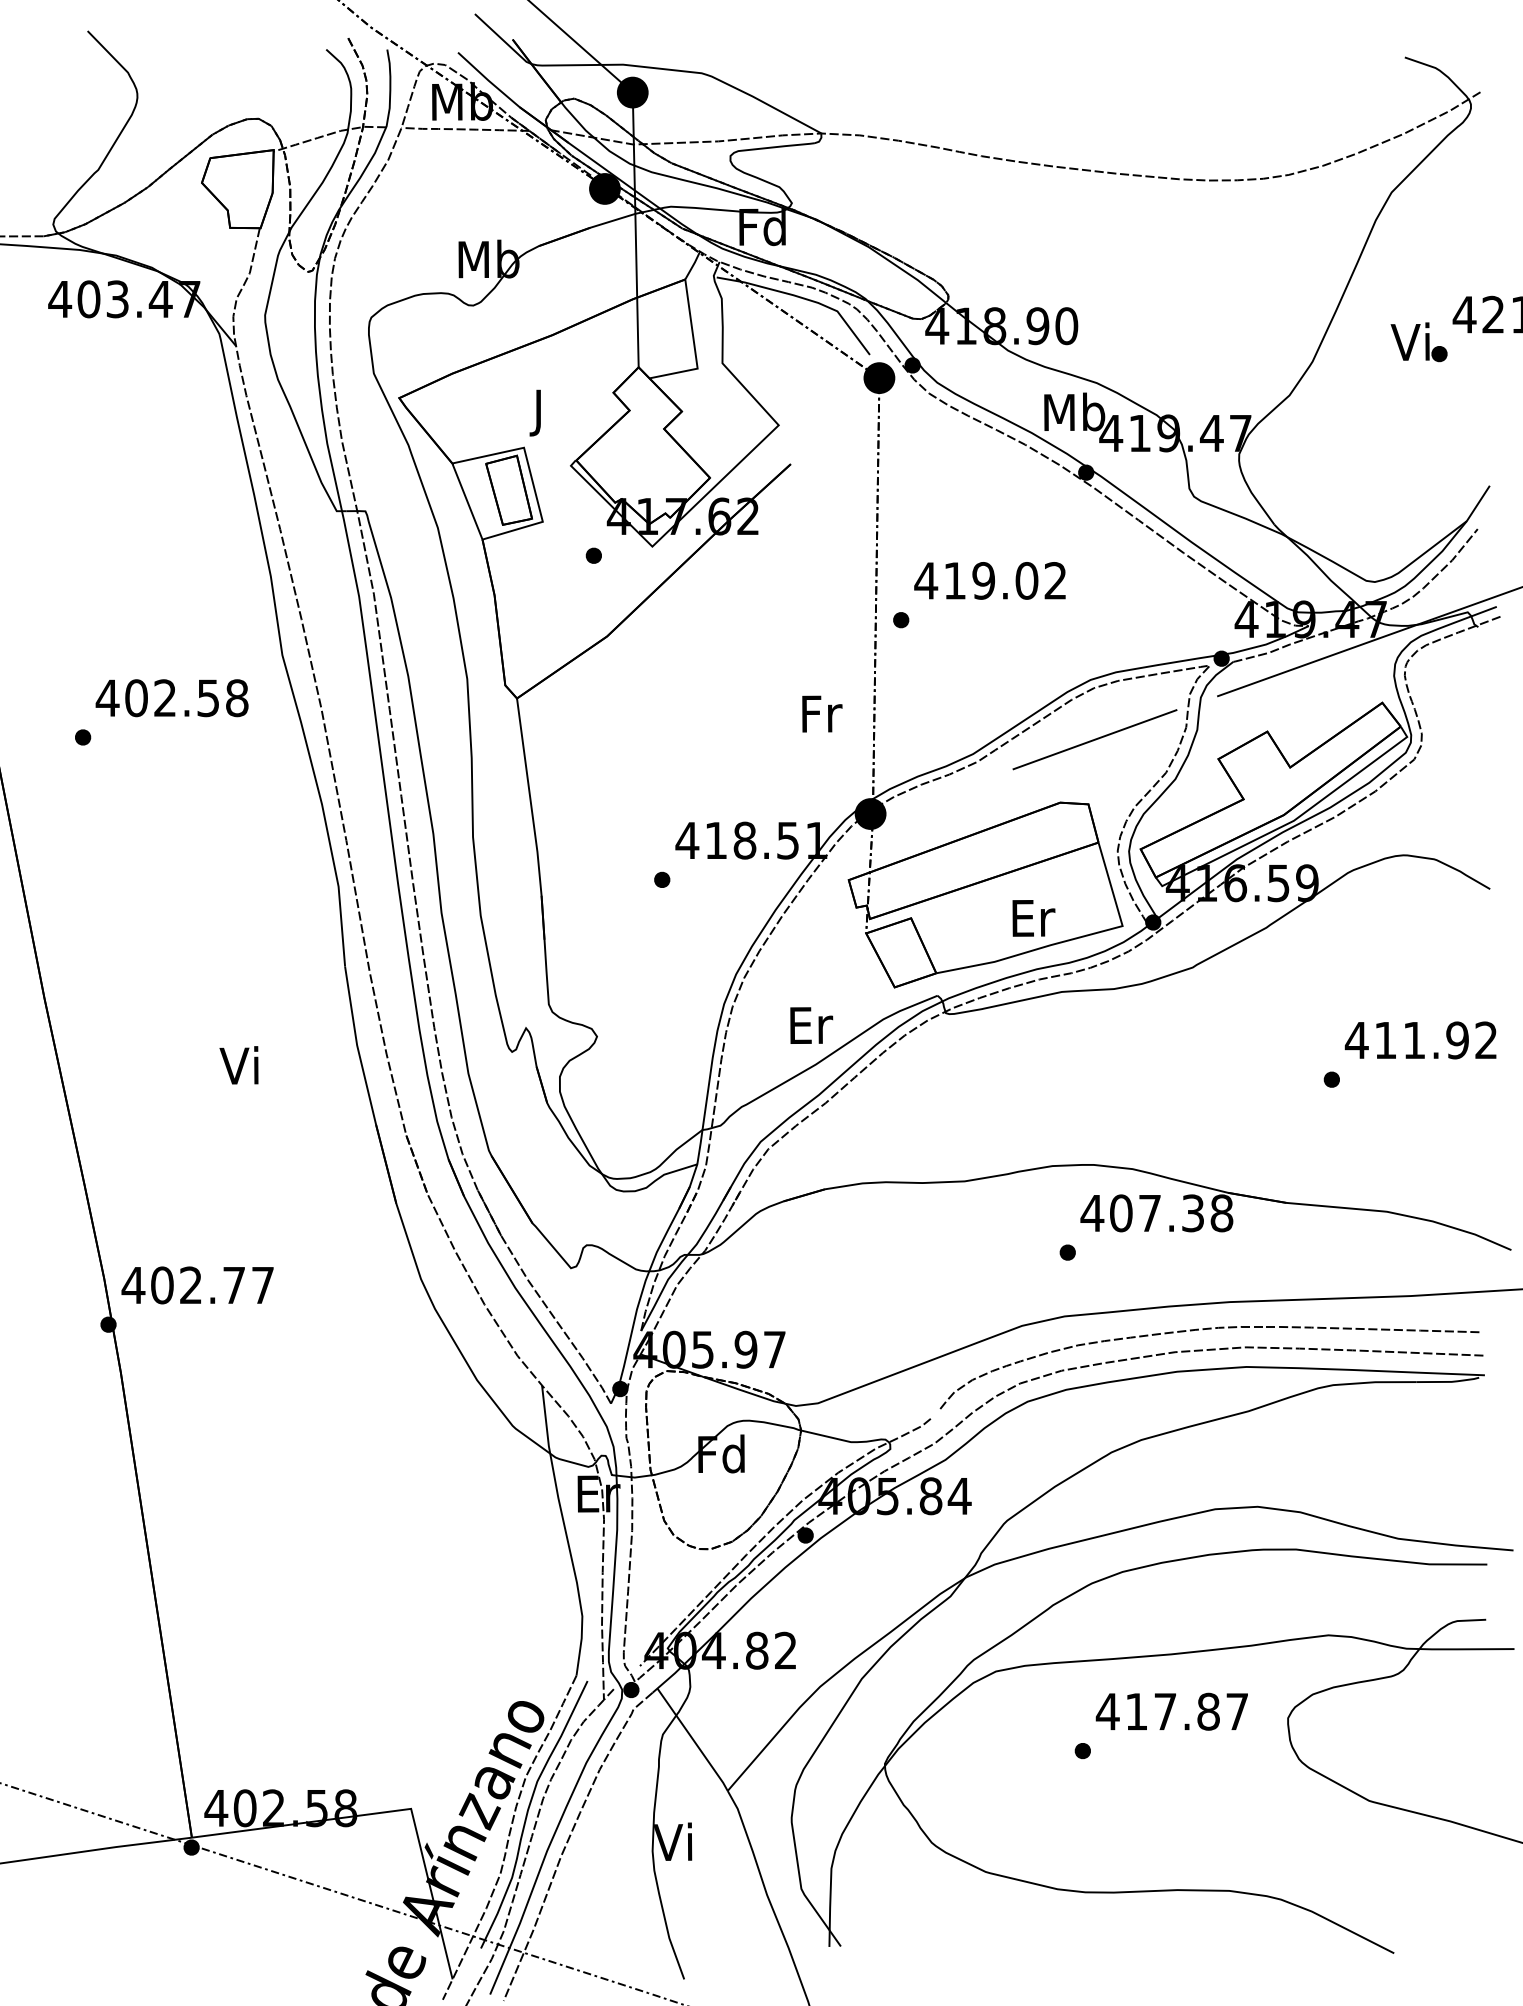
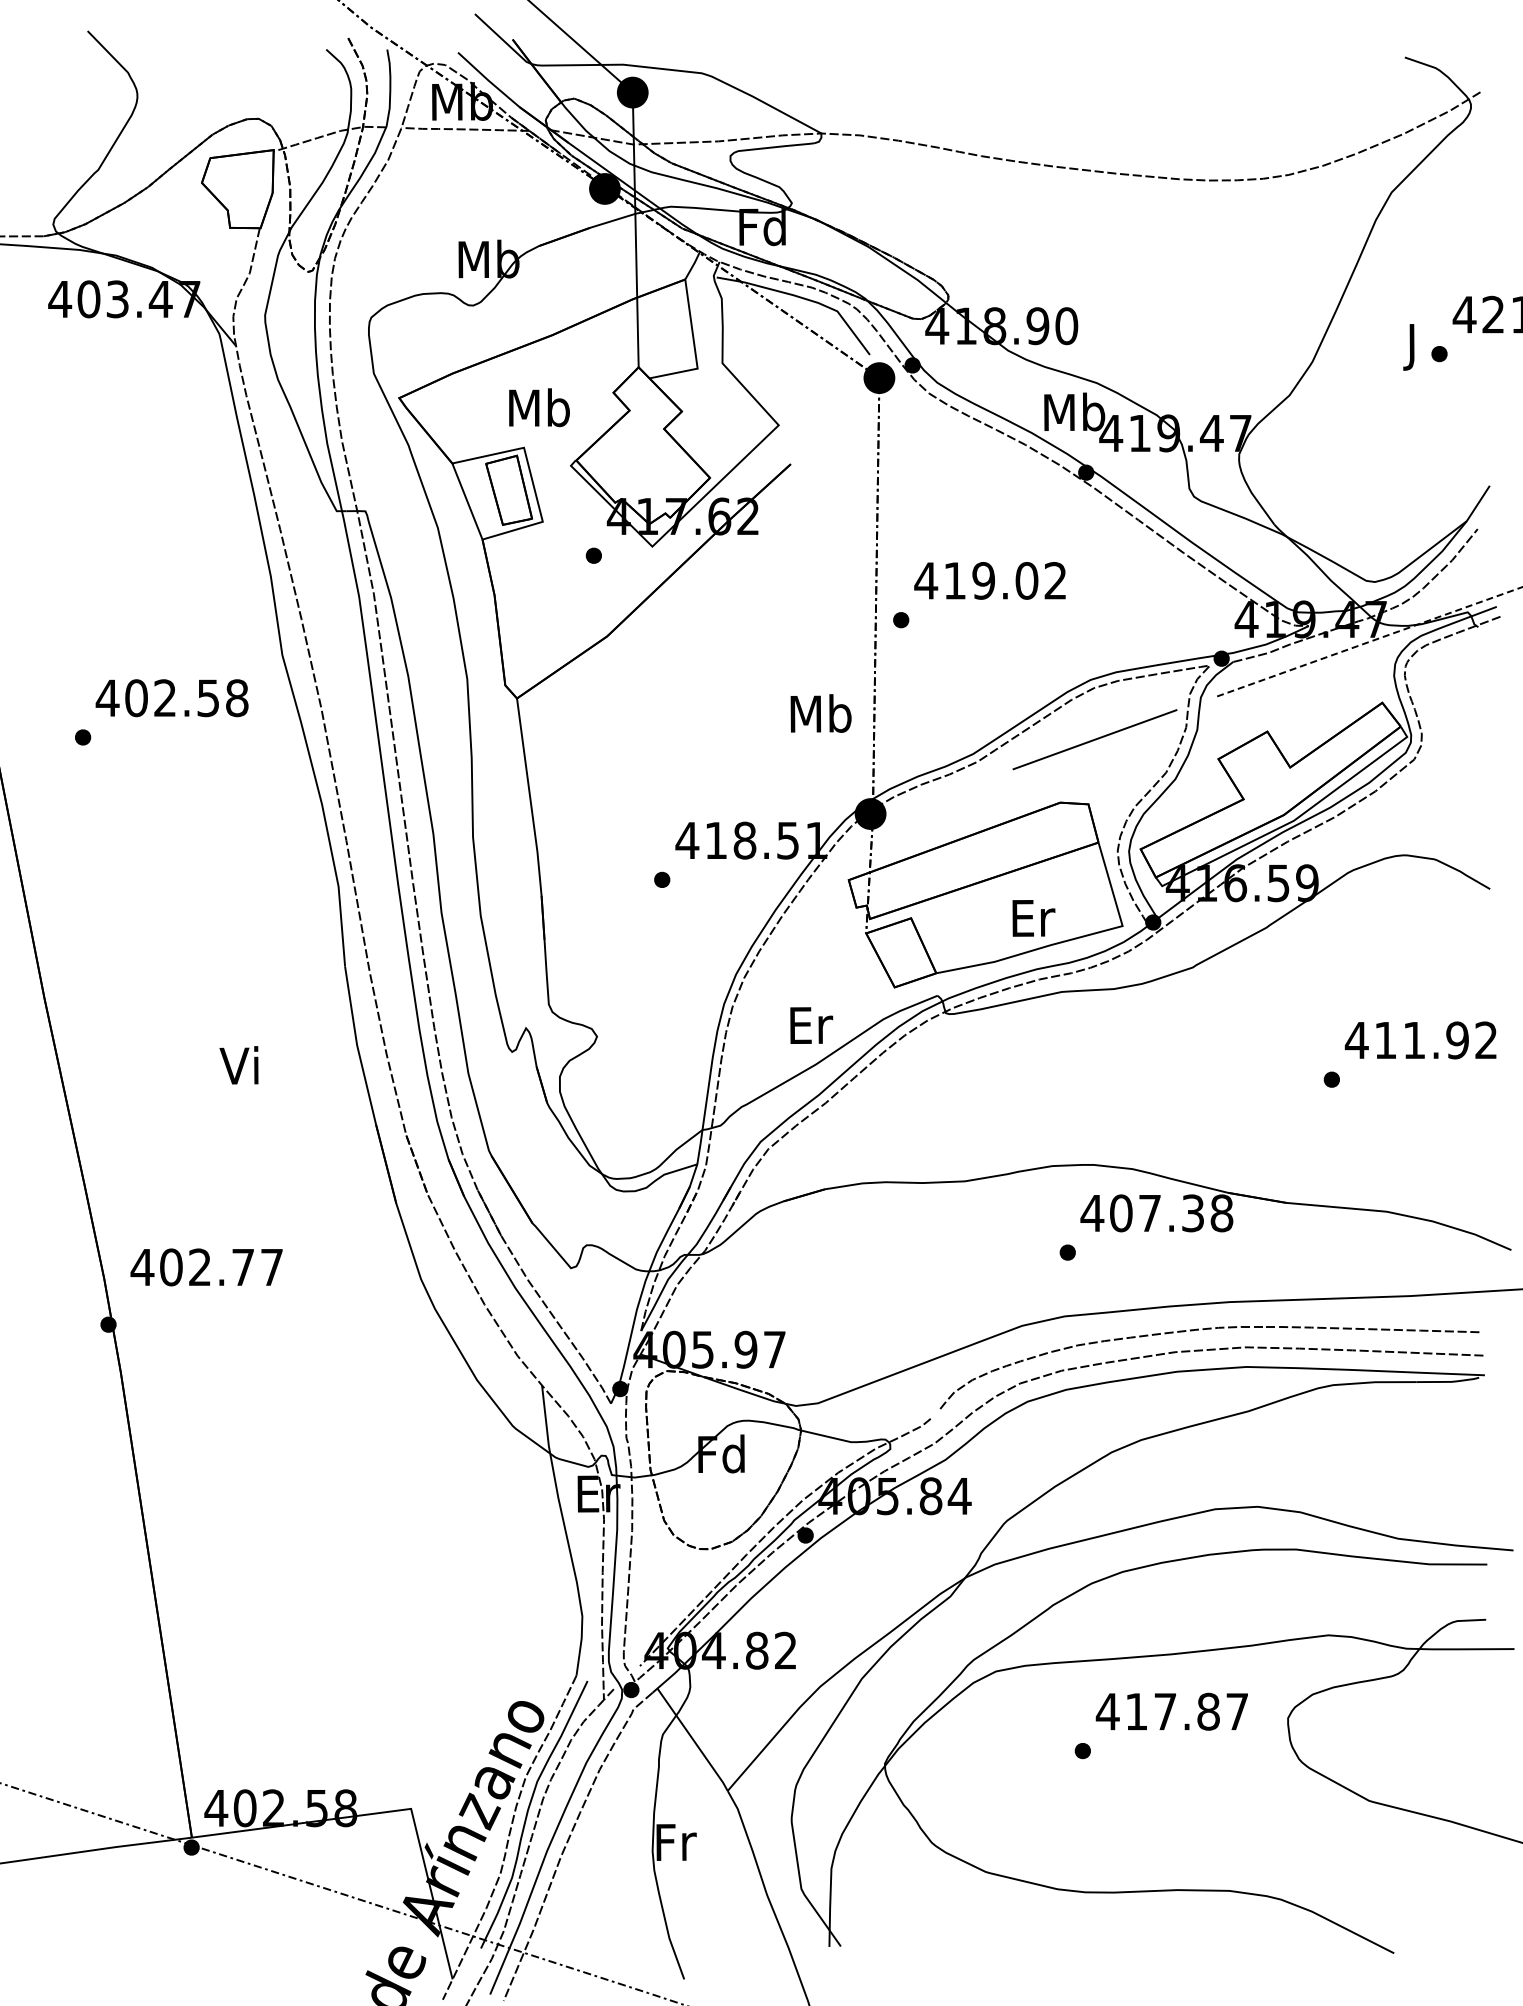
text: Vi -> J (1409, 346)
text: J -> Mb (539, 412)
line: solid -> dashed (1369, 641)
text: Fr -> Mb (820, 713)
text position: (197, 1285) -> (206, 1267) (206, 1267)
text: Vi -> Fr (675, 1841)
